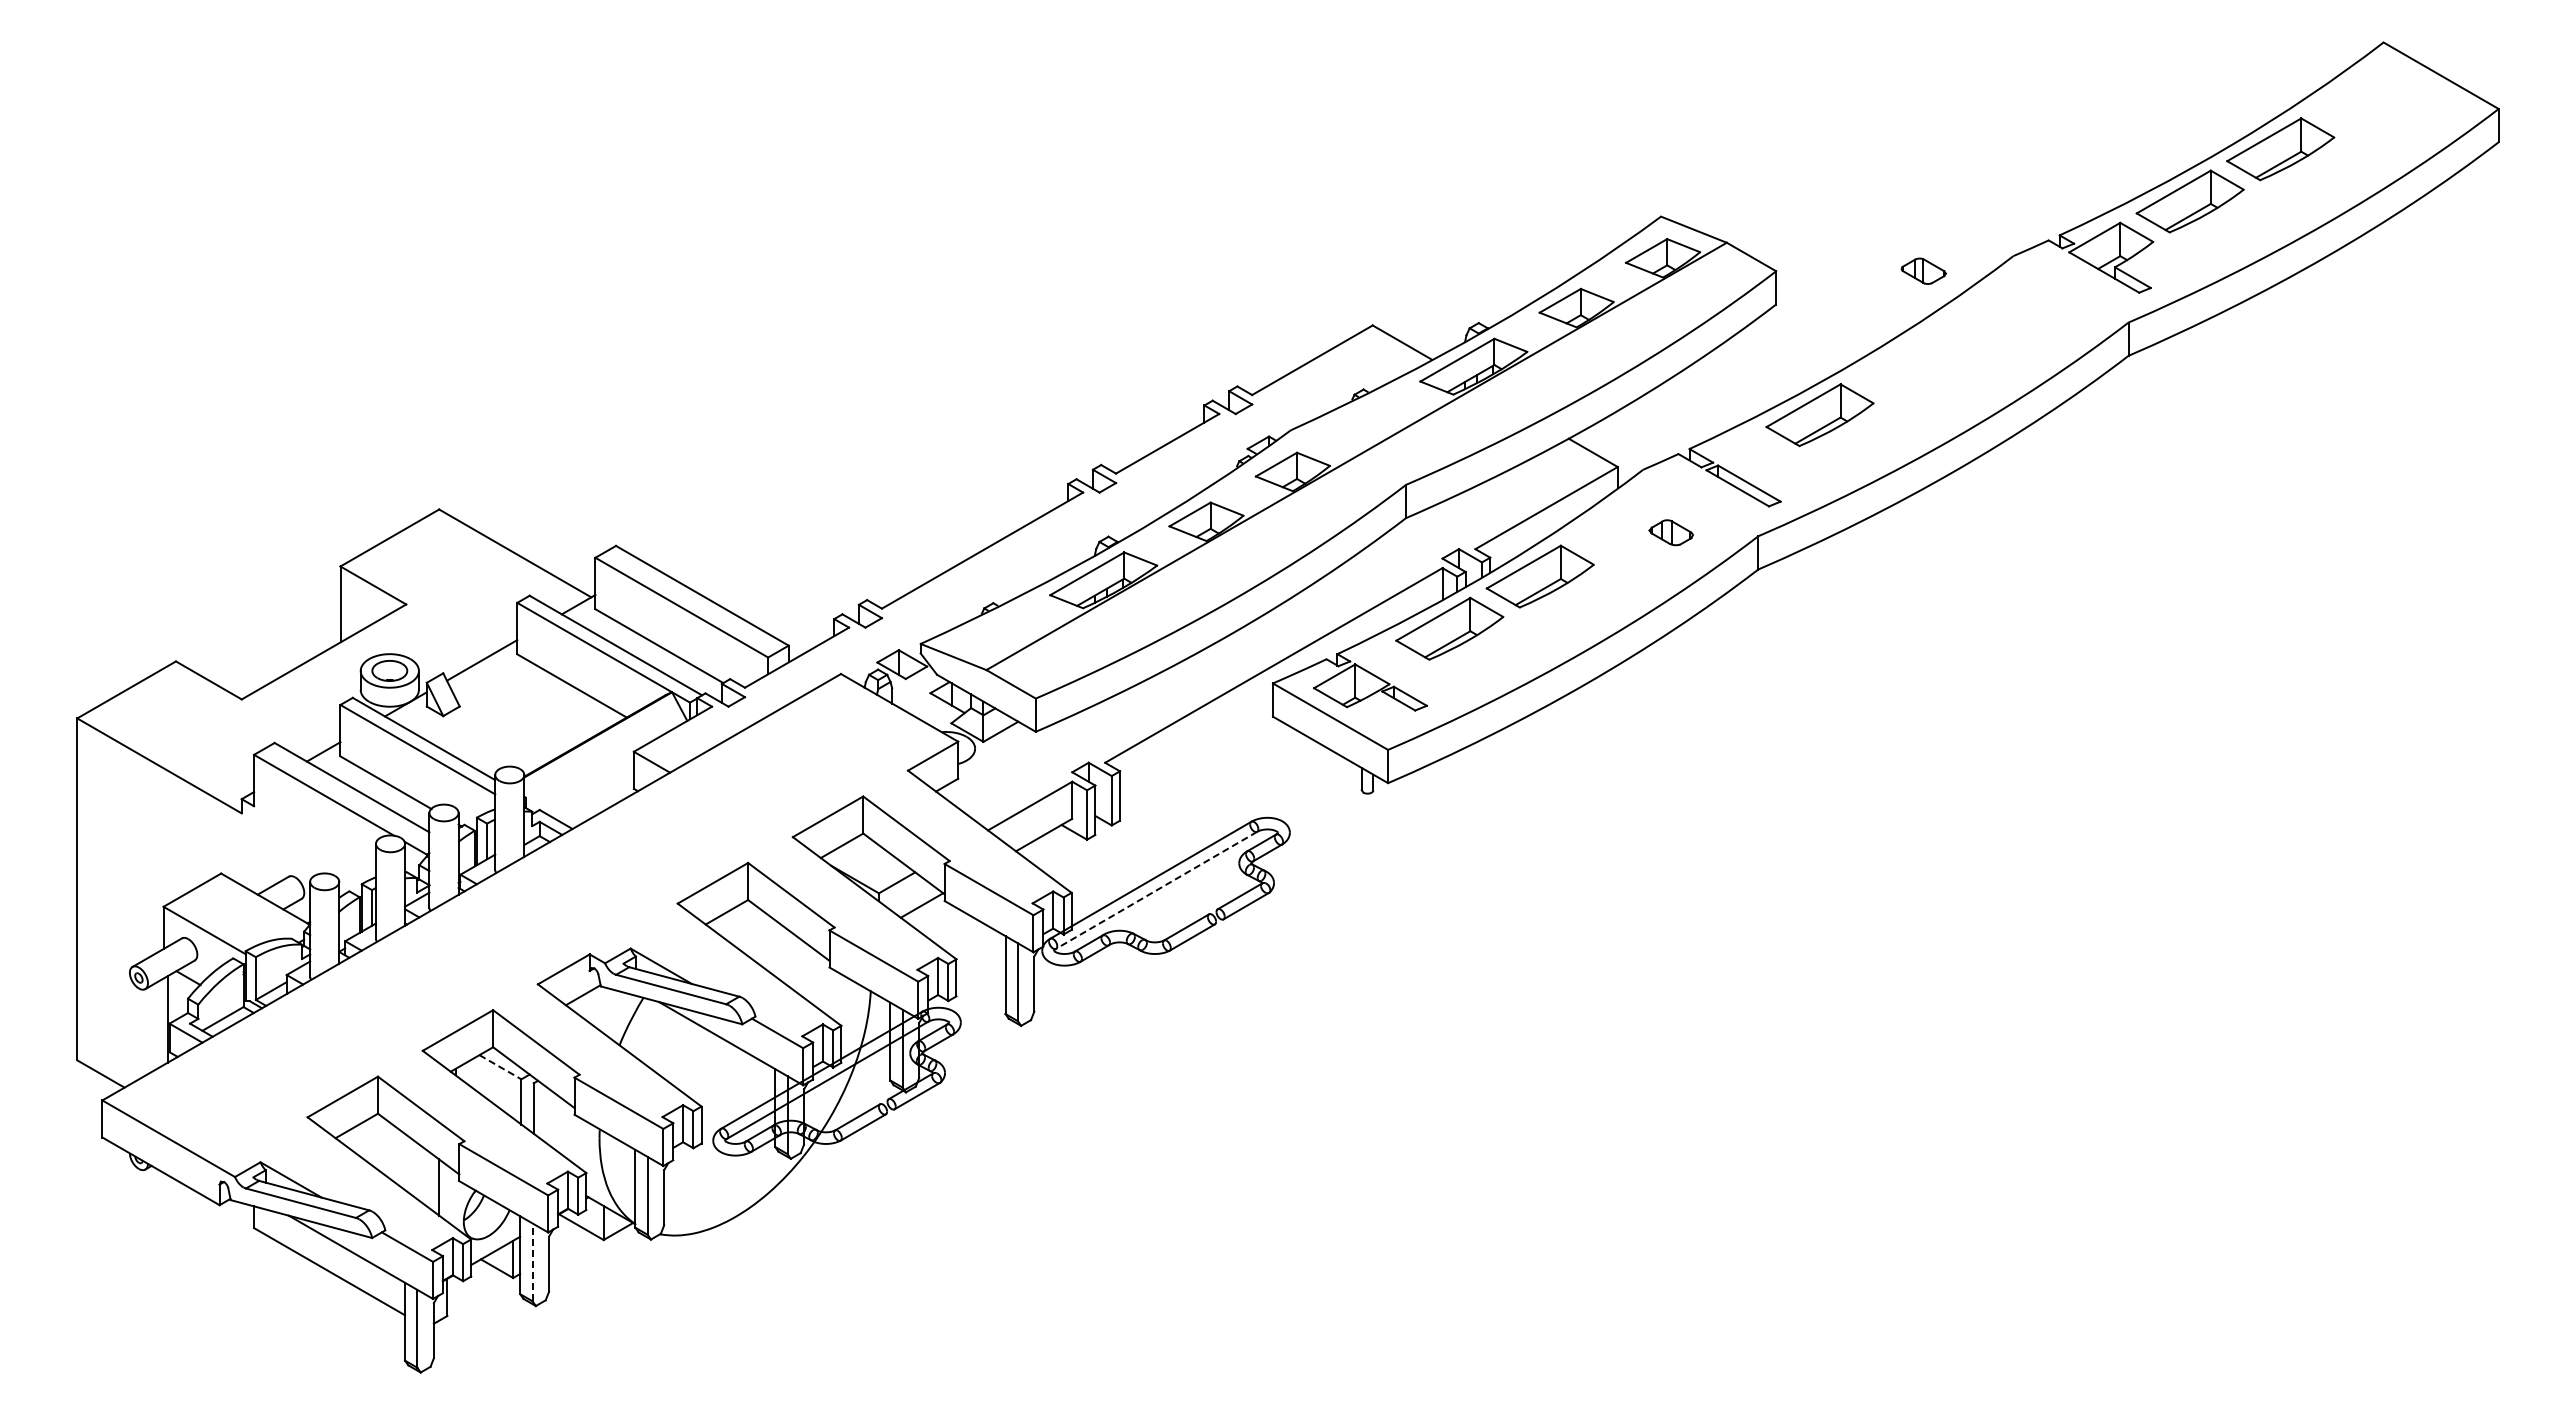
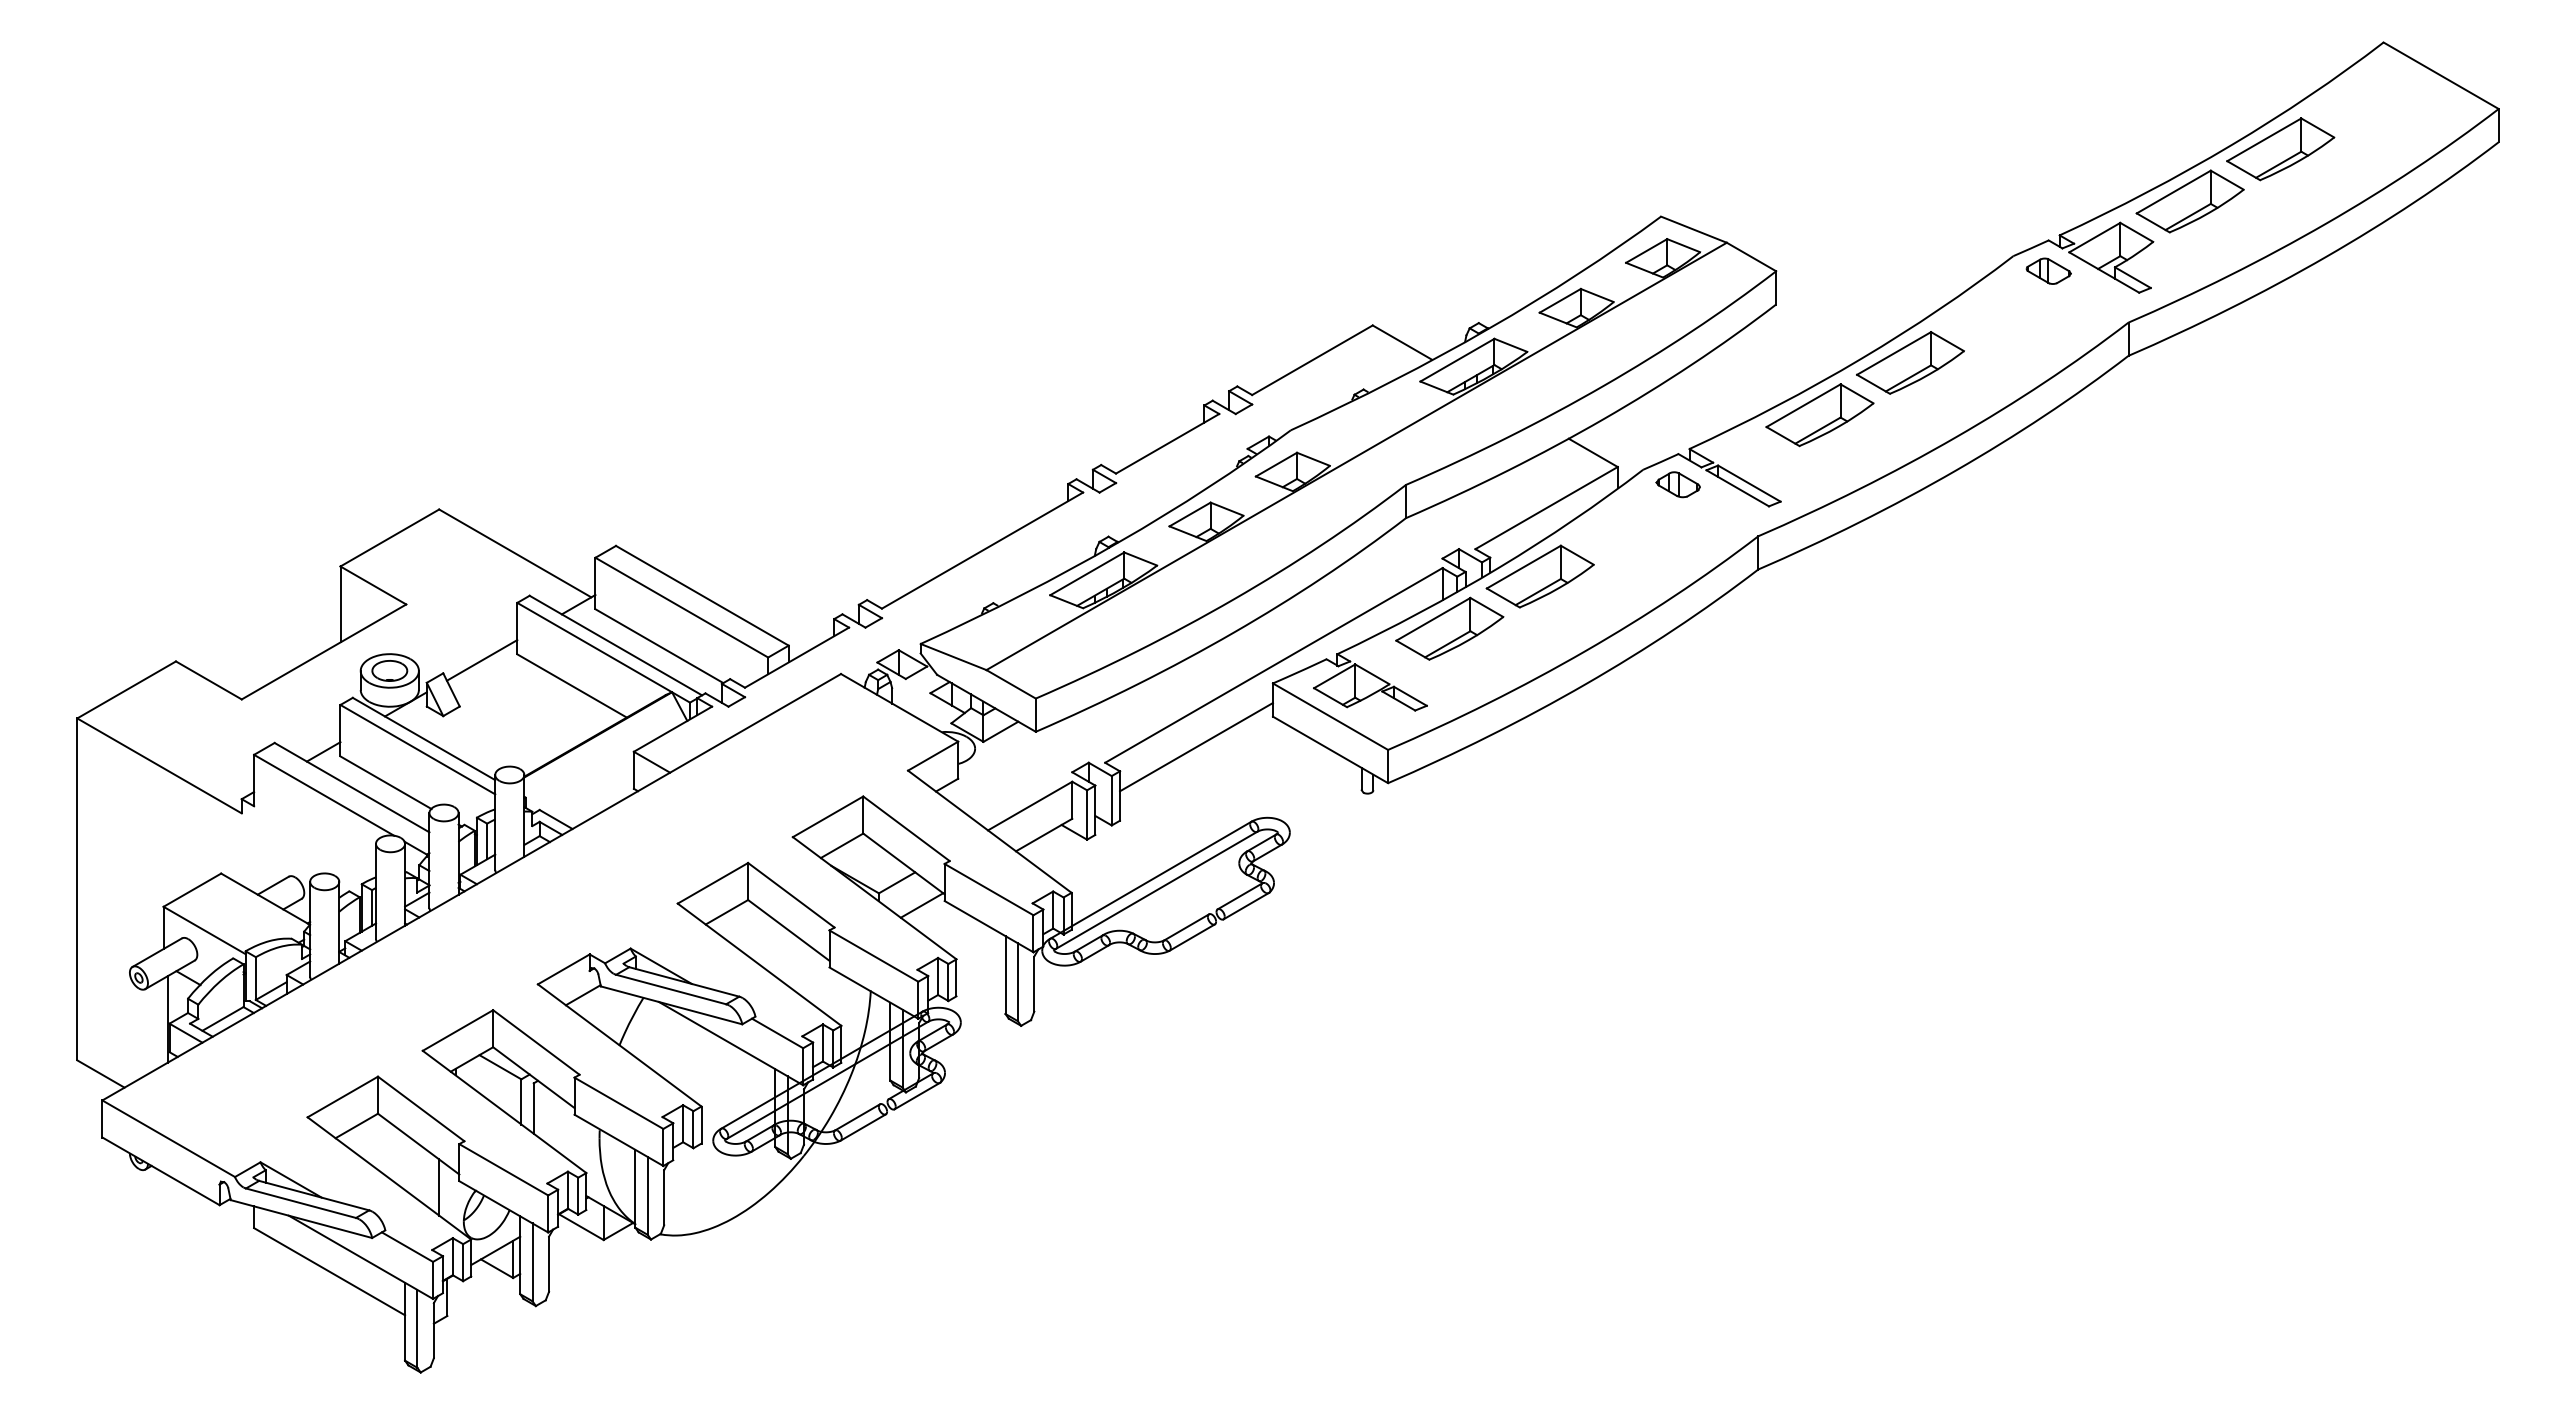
part position: (1923, 270) -> (2048, 270) (2048, 270)
part: none -> present (1910, 362)
part position: (1670, 532) -> (1677, 484) (1677, 484)
line: none -> present (1196, 747)
line: dashed -> solid (1156, 890)
line: dashed -> solid (500, 1067)
line: dashed -> solid (532, 1262)
